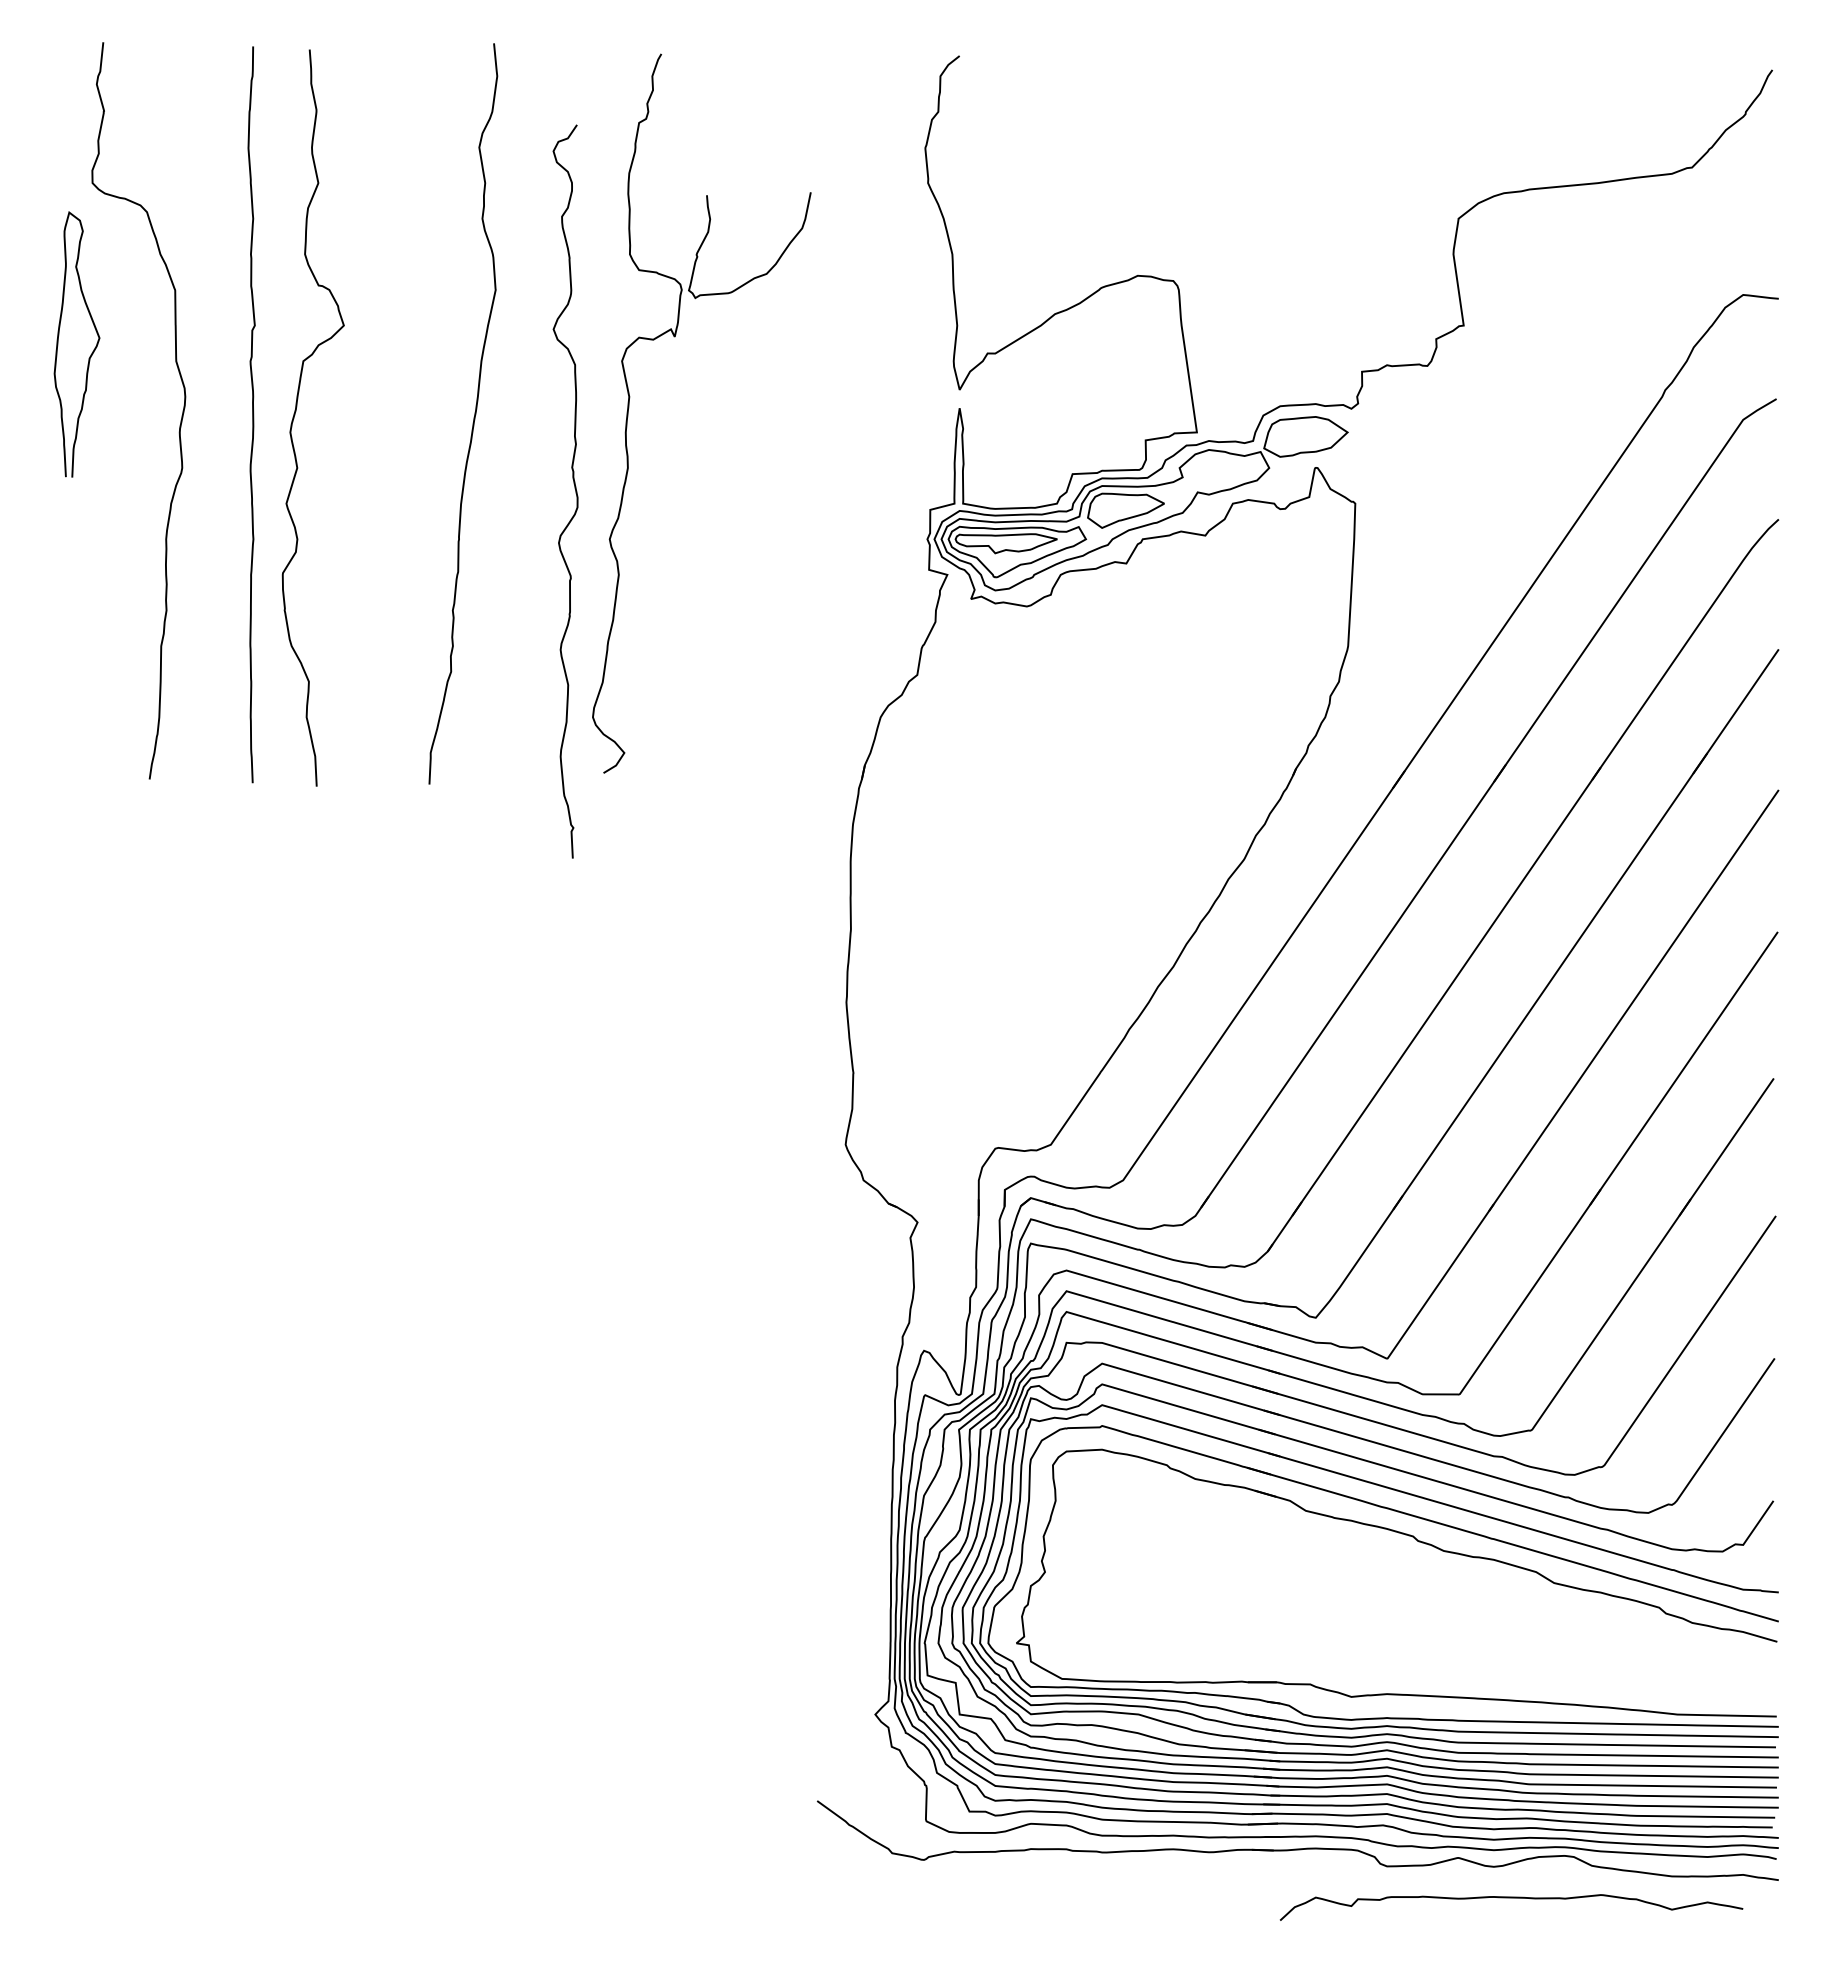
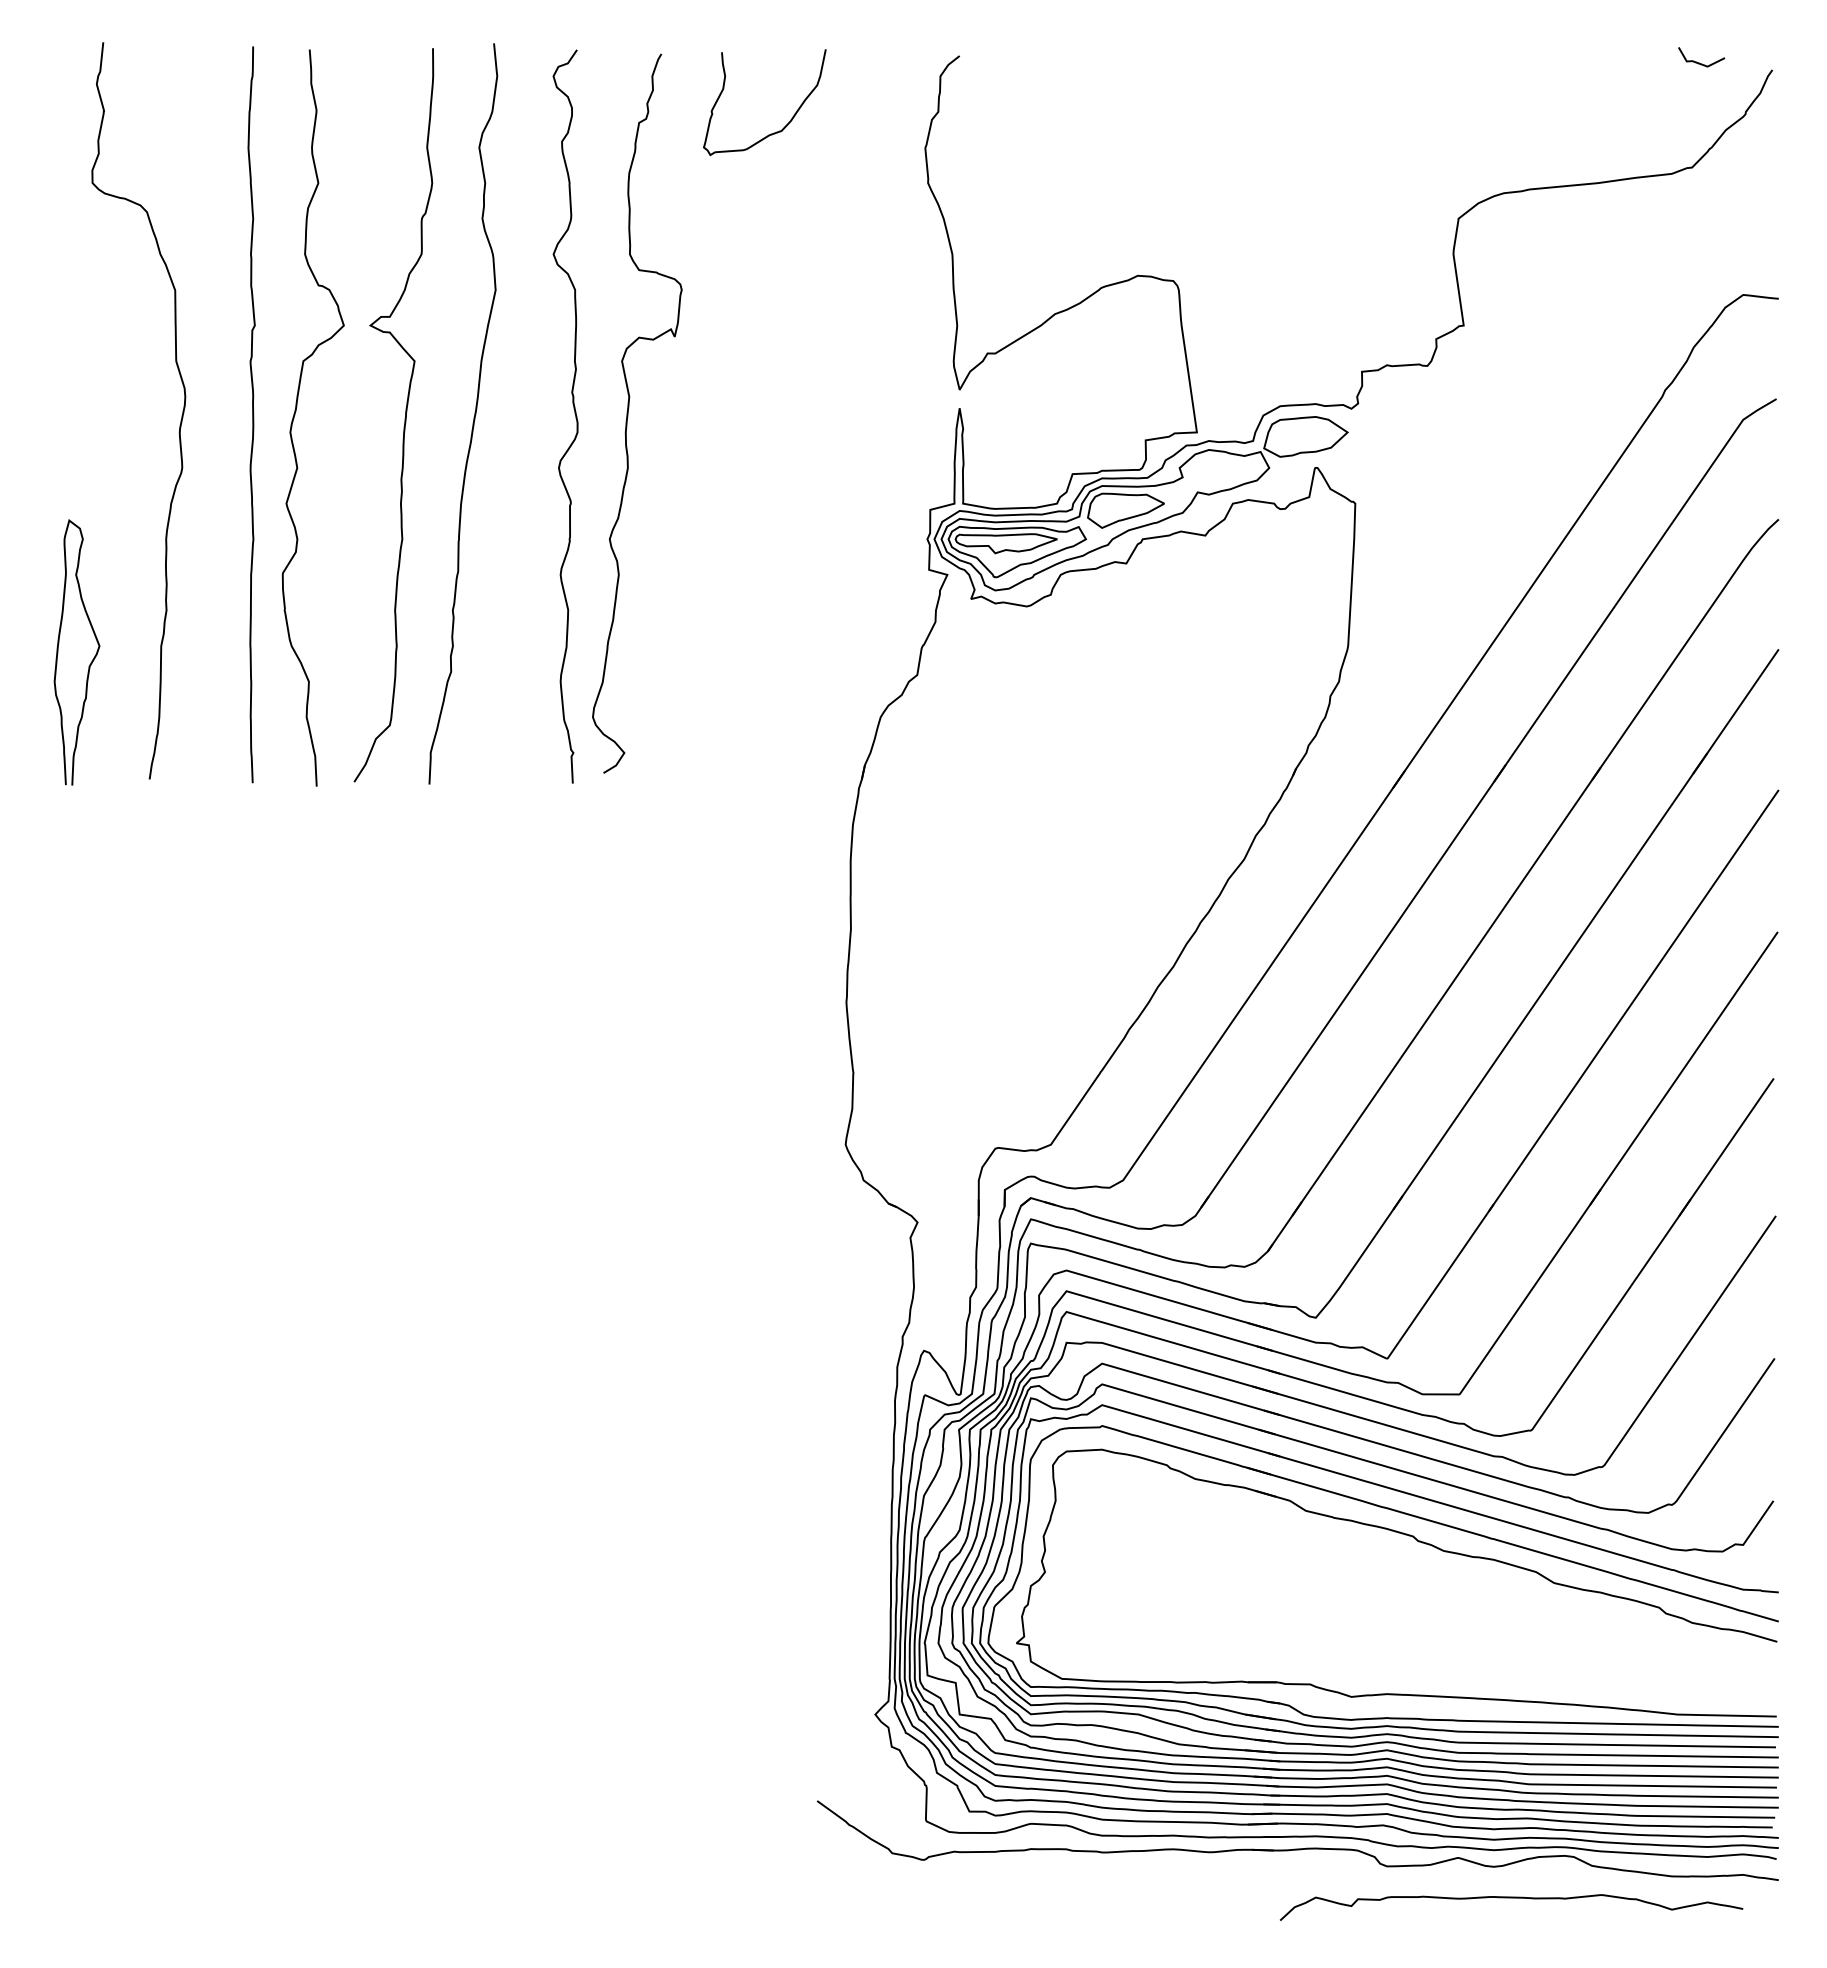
line: none -> present (1699, 62)
curve position: (775, 262) -> (790, 119) (790, 119)
curve position: (90, 354) -> (90, 662) (90, 662)
curve: none -> present (404, 418)
curve position: (574, 488) -> (574, 413) (574, 413)
